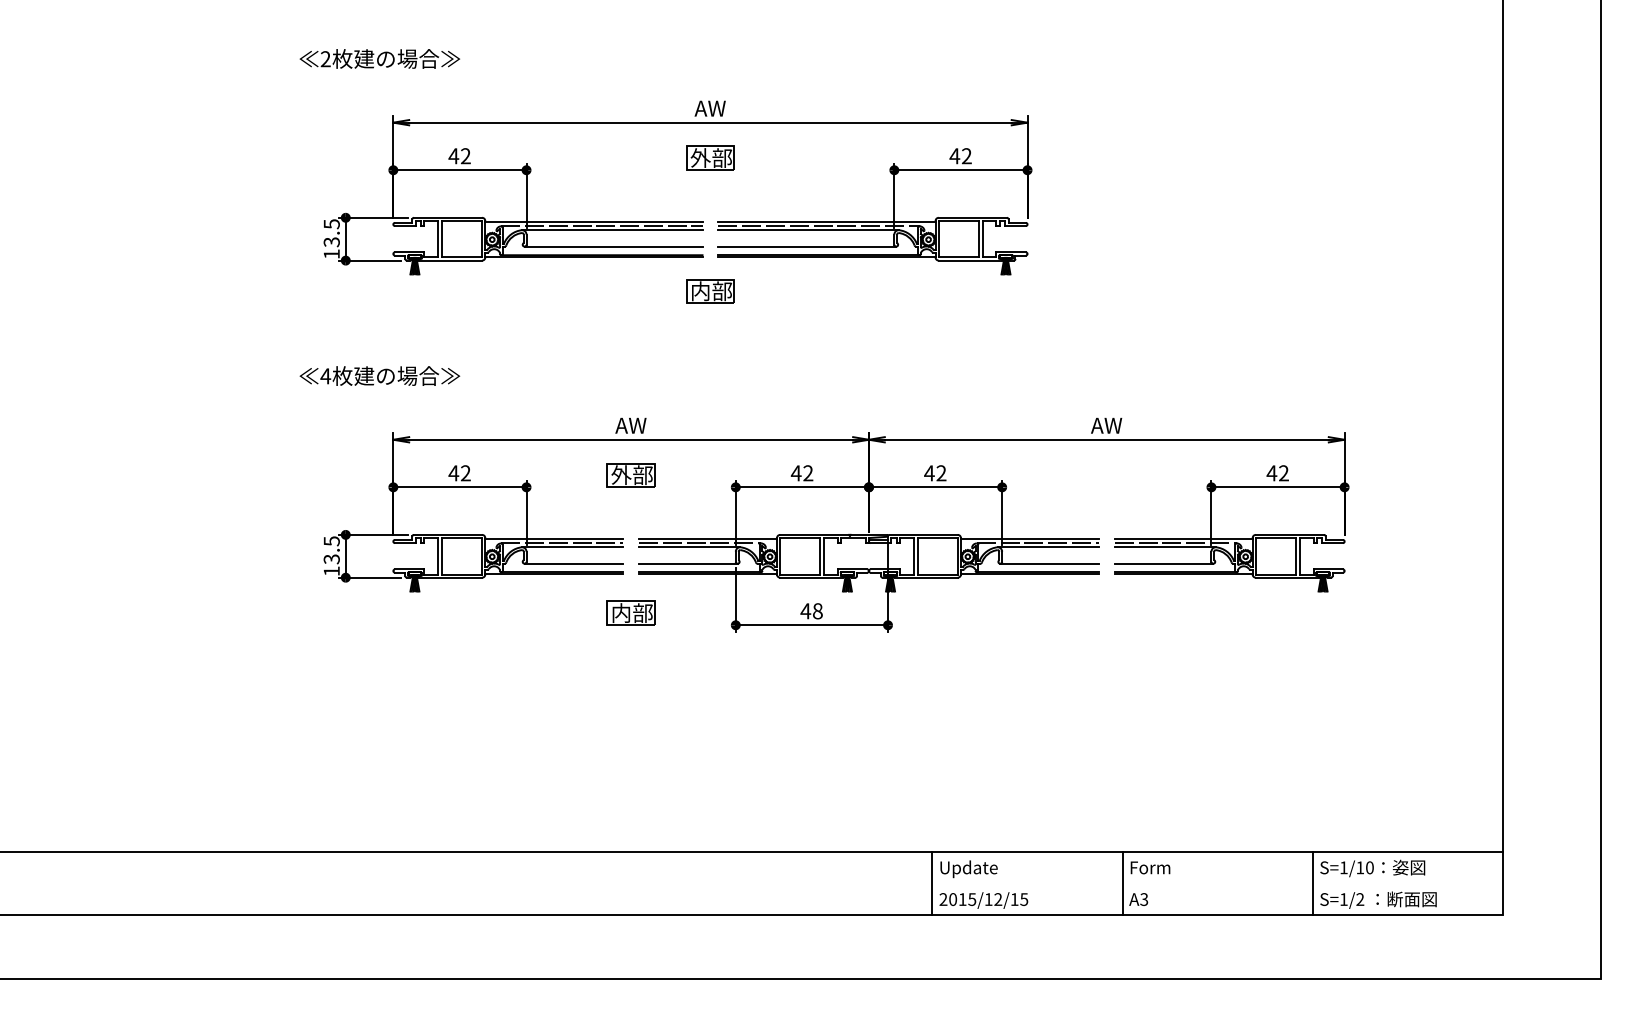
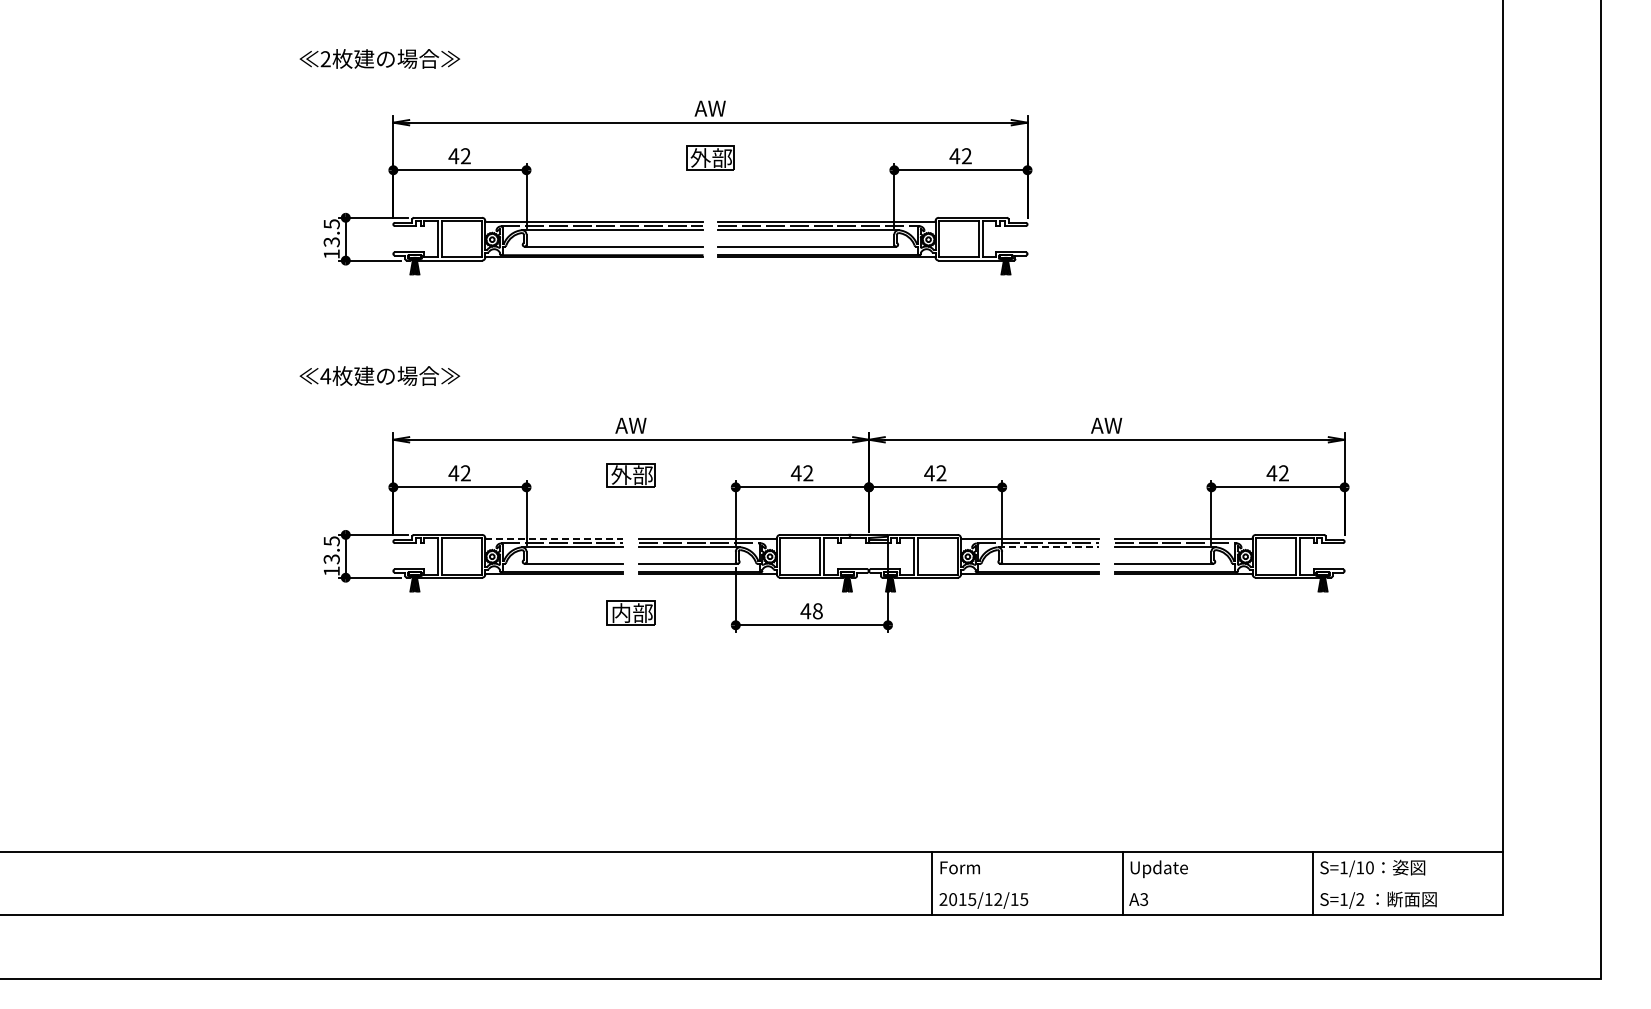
part: present -> none (710, 291)
line: solid -> dashed (554, 538)
line: solid -> dashed (1048, 547)
text: Update -> Form (968, 869)
text: Form -> Update (1158, 869)
